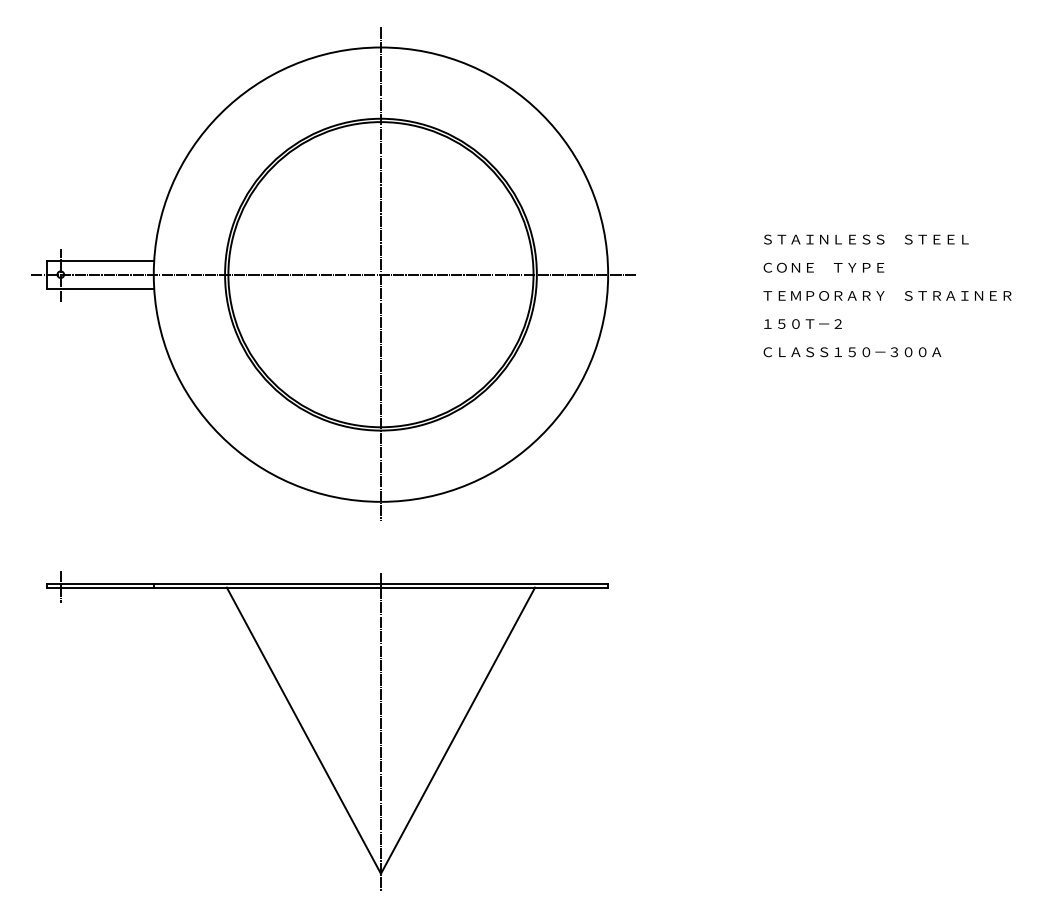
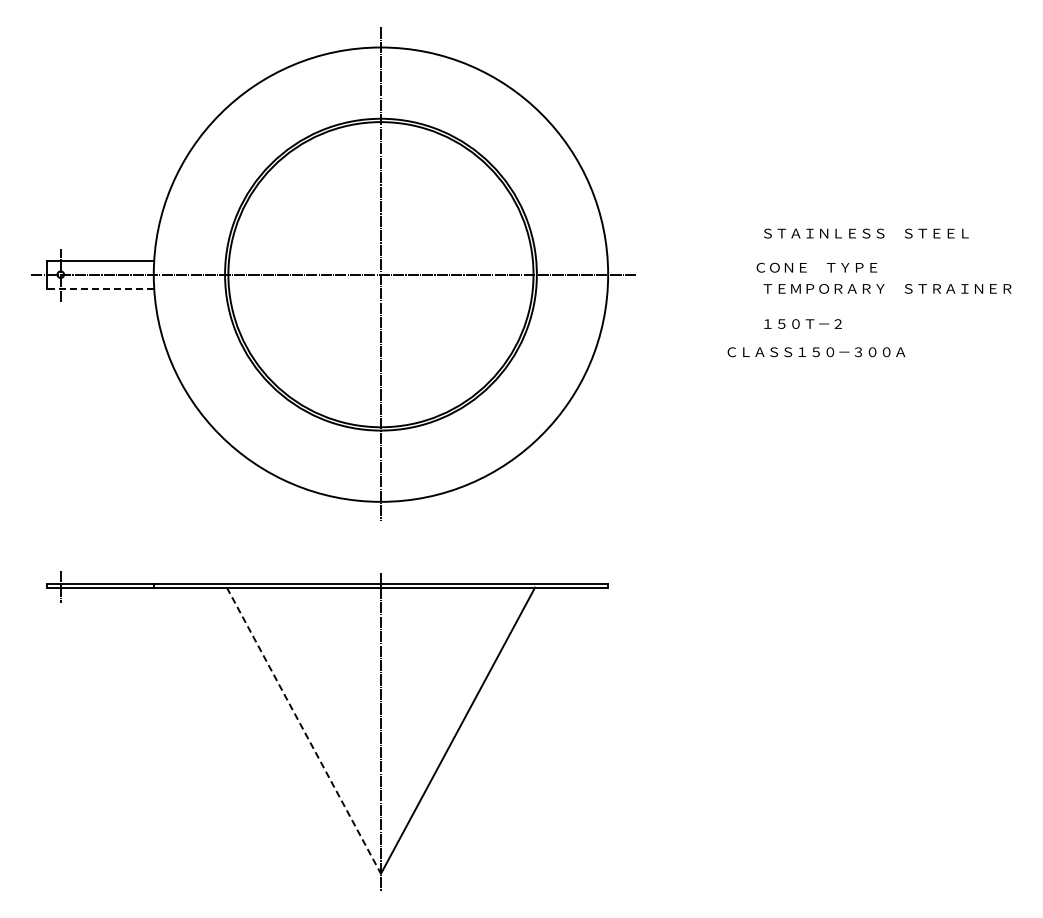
text position: (866, 239) -> (866, 233) (866, 233)
text position: (823, 267) -> (816, 267) (816, 267)
line: solid -> dashed (100, 288)
text position: (887, 295) -> (887, 288) (887, 288)
text position: (852, 352) -> (816, 352) (816, 352)
line: solid -> dashed (303, 730)
